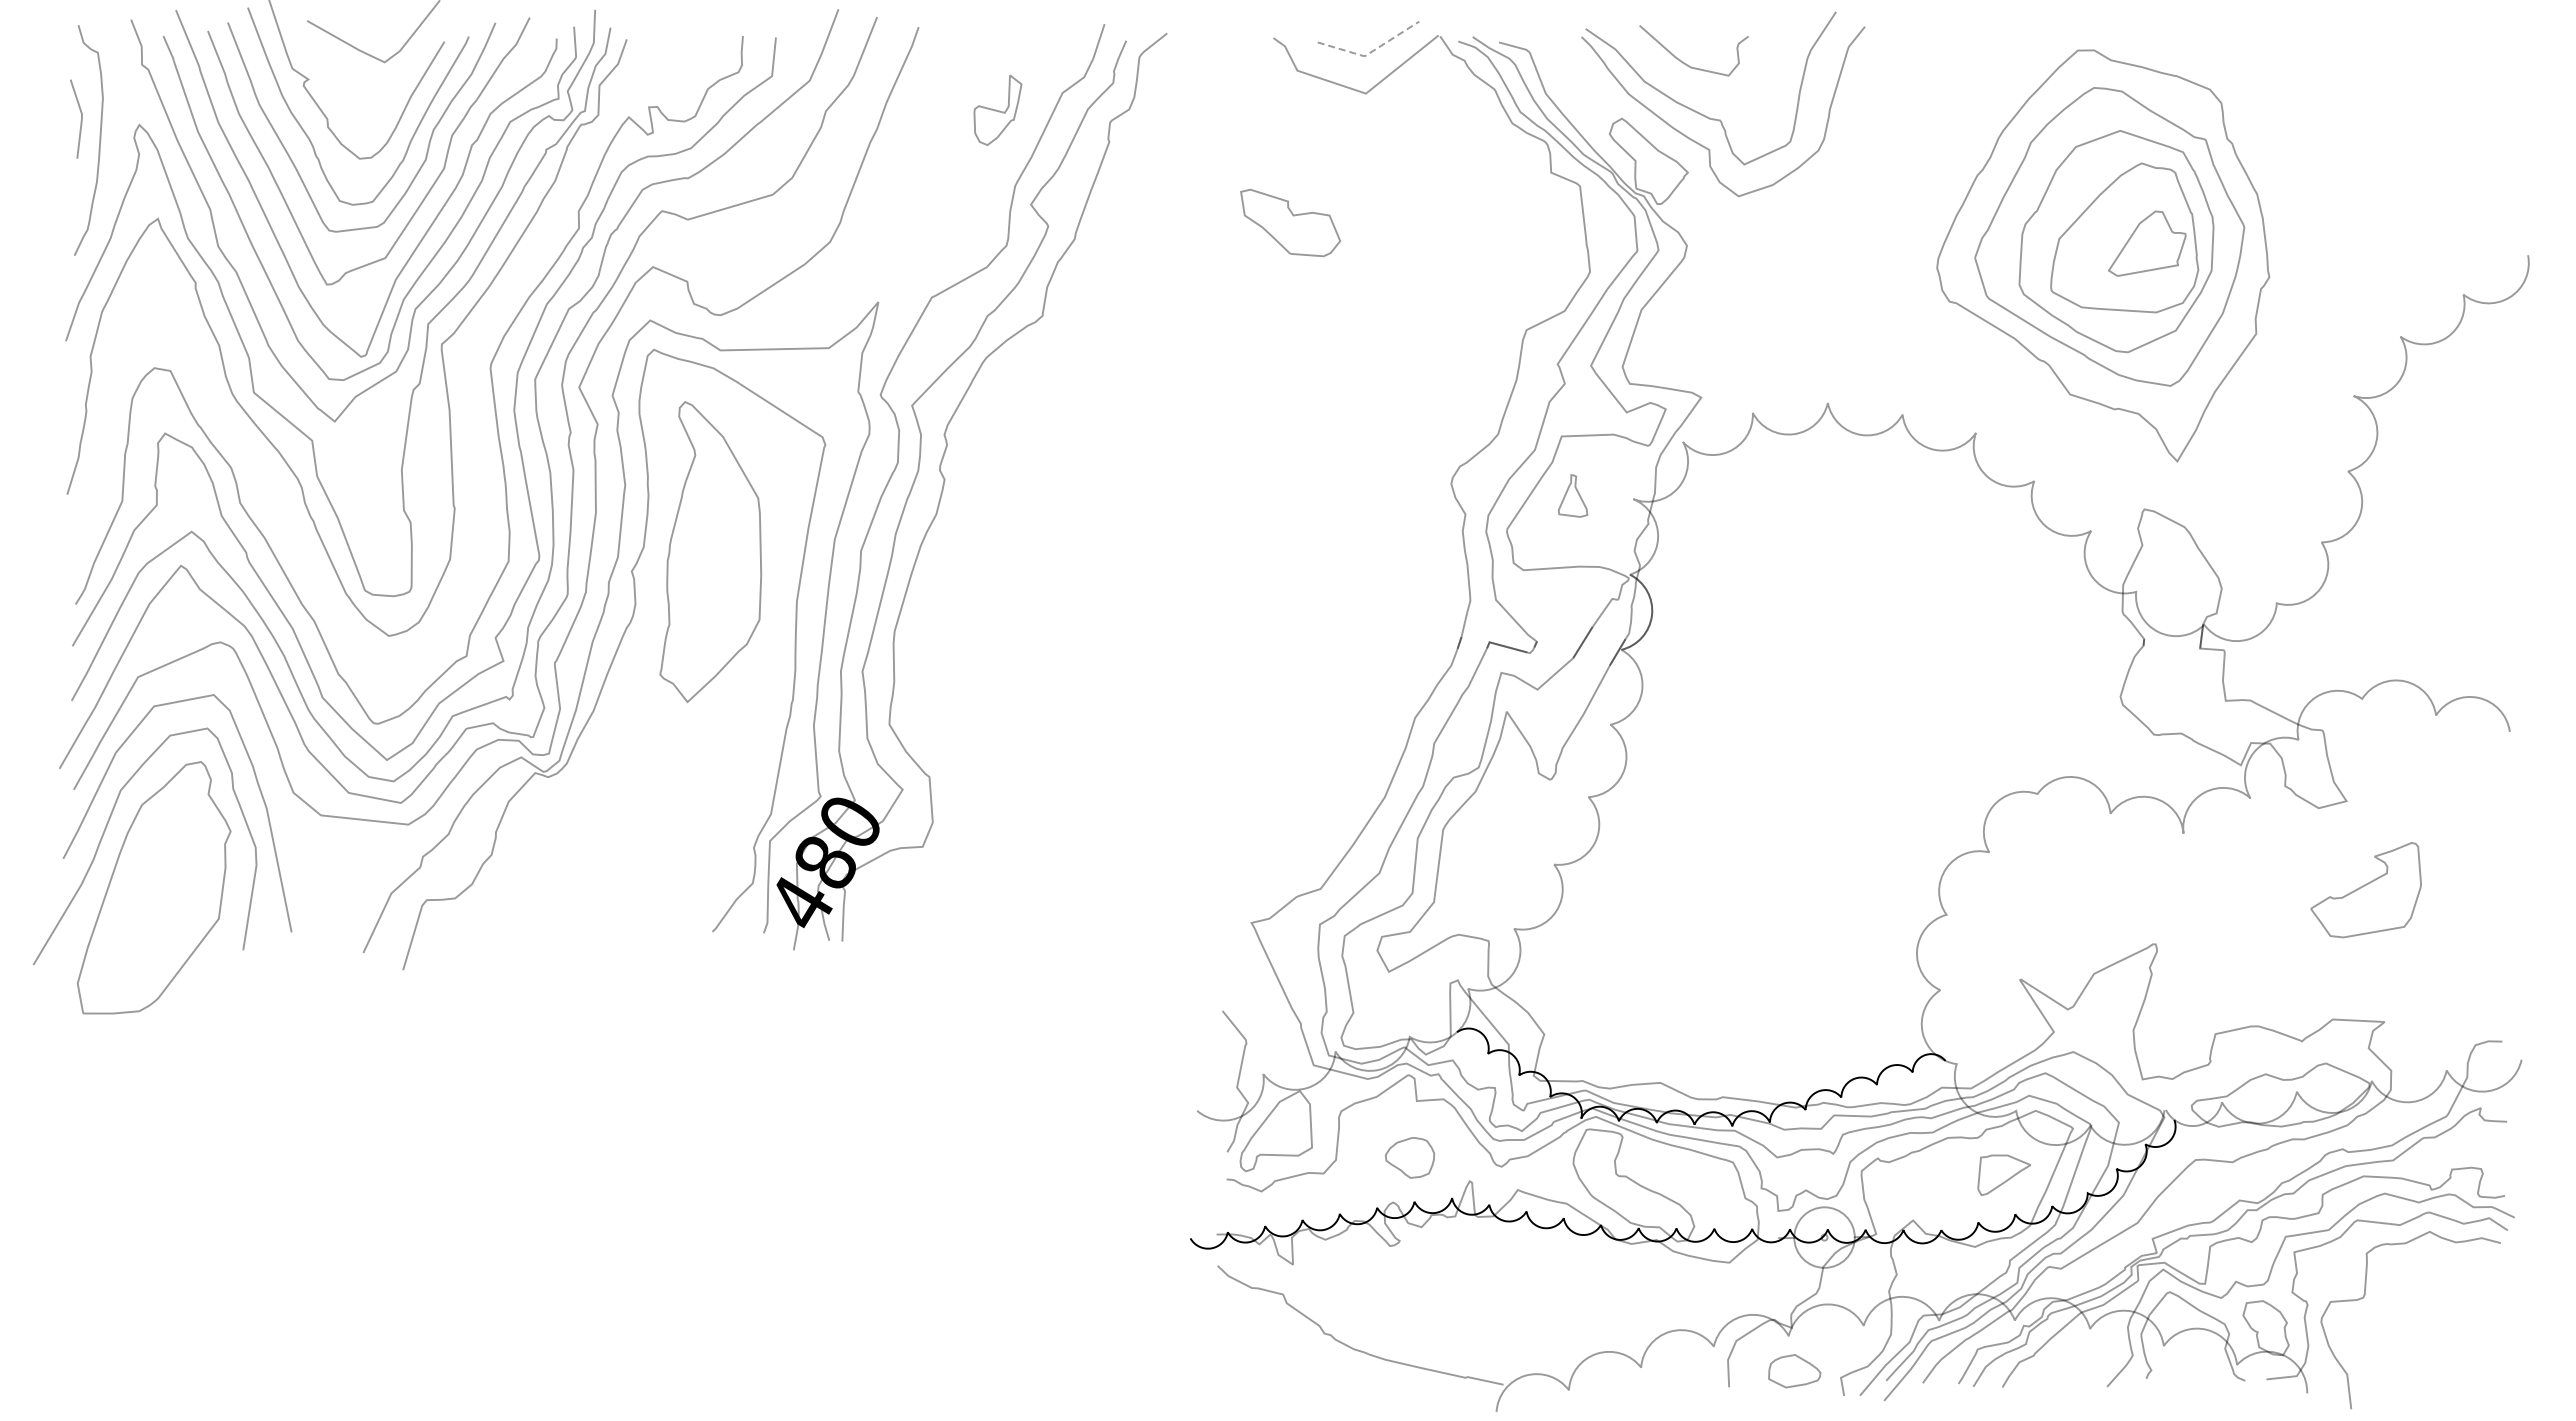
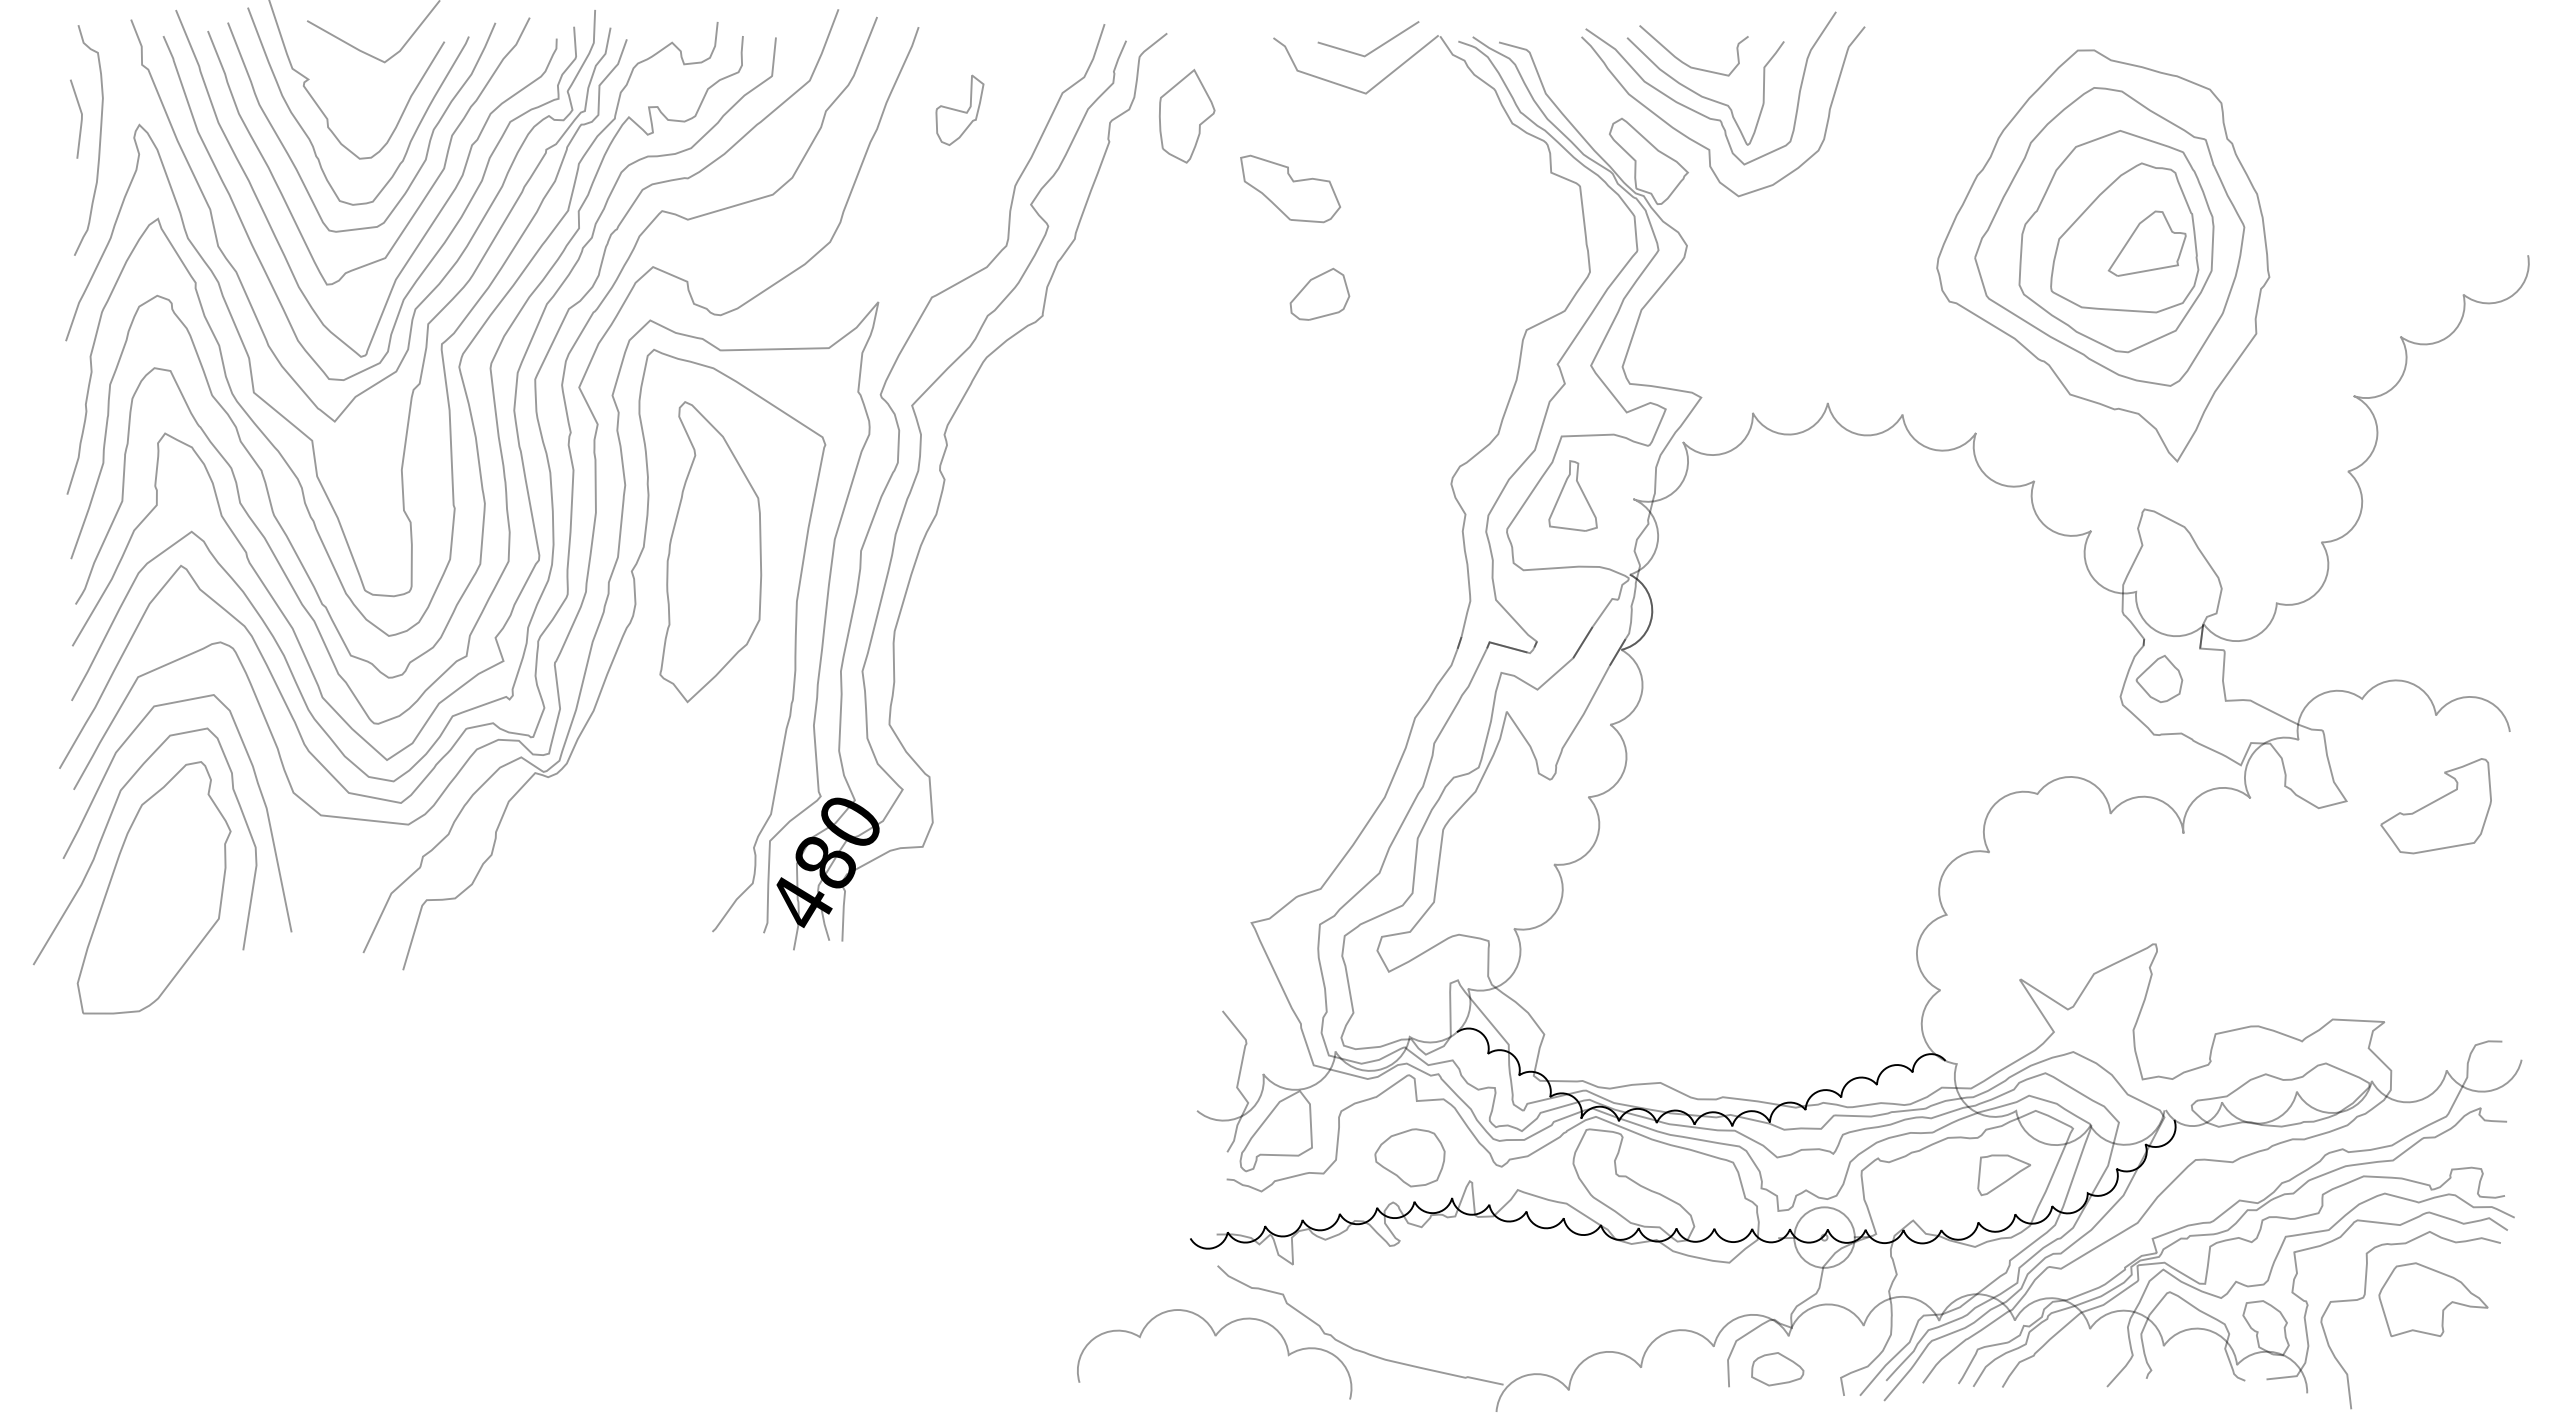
line: dashed -> solid (1371, 52)
curve: none -> present (1704, 96)
part position: (997, 110) -> (959, 110) (959, 110)
part: none -> present (1187, 116)
part position: (1290, 222) -> (1290, 188) (1290, 188)
part: none -> present (1319, 294)
curve: none -> present (458, 365)
part size: 31x44 px -> 50x72 px (1572, 495)
part: none -> present (2159, 678)
part position: (2365, 890) -> (2435, 806) (2435, 806)
part size: 50x42 px -> 72x60 px (1409, 1157)
part: none -> present (2433, 1299)
curve: none -> present (1215, 1336)
part position: (1794, 1371) -> (1777, 1369) (1777, 1369)
